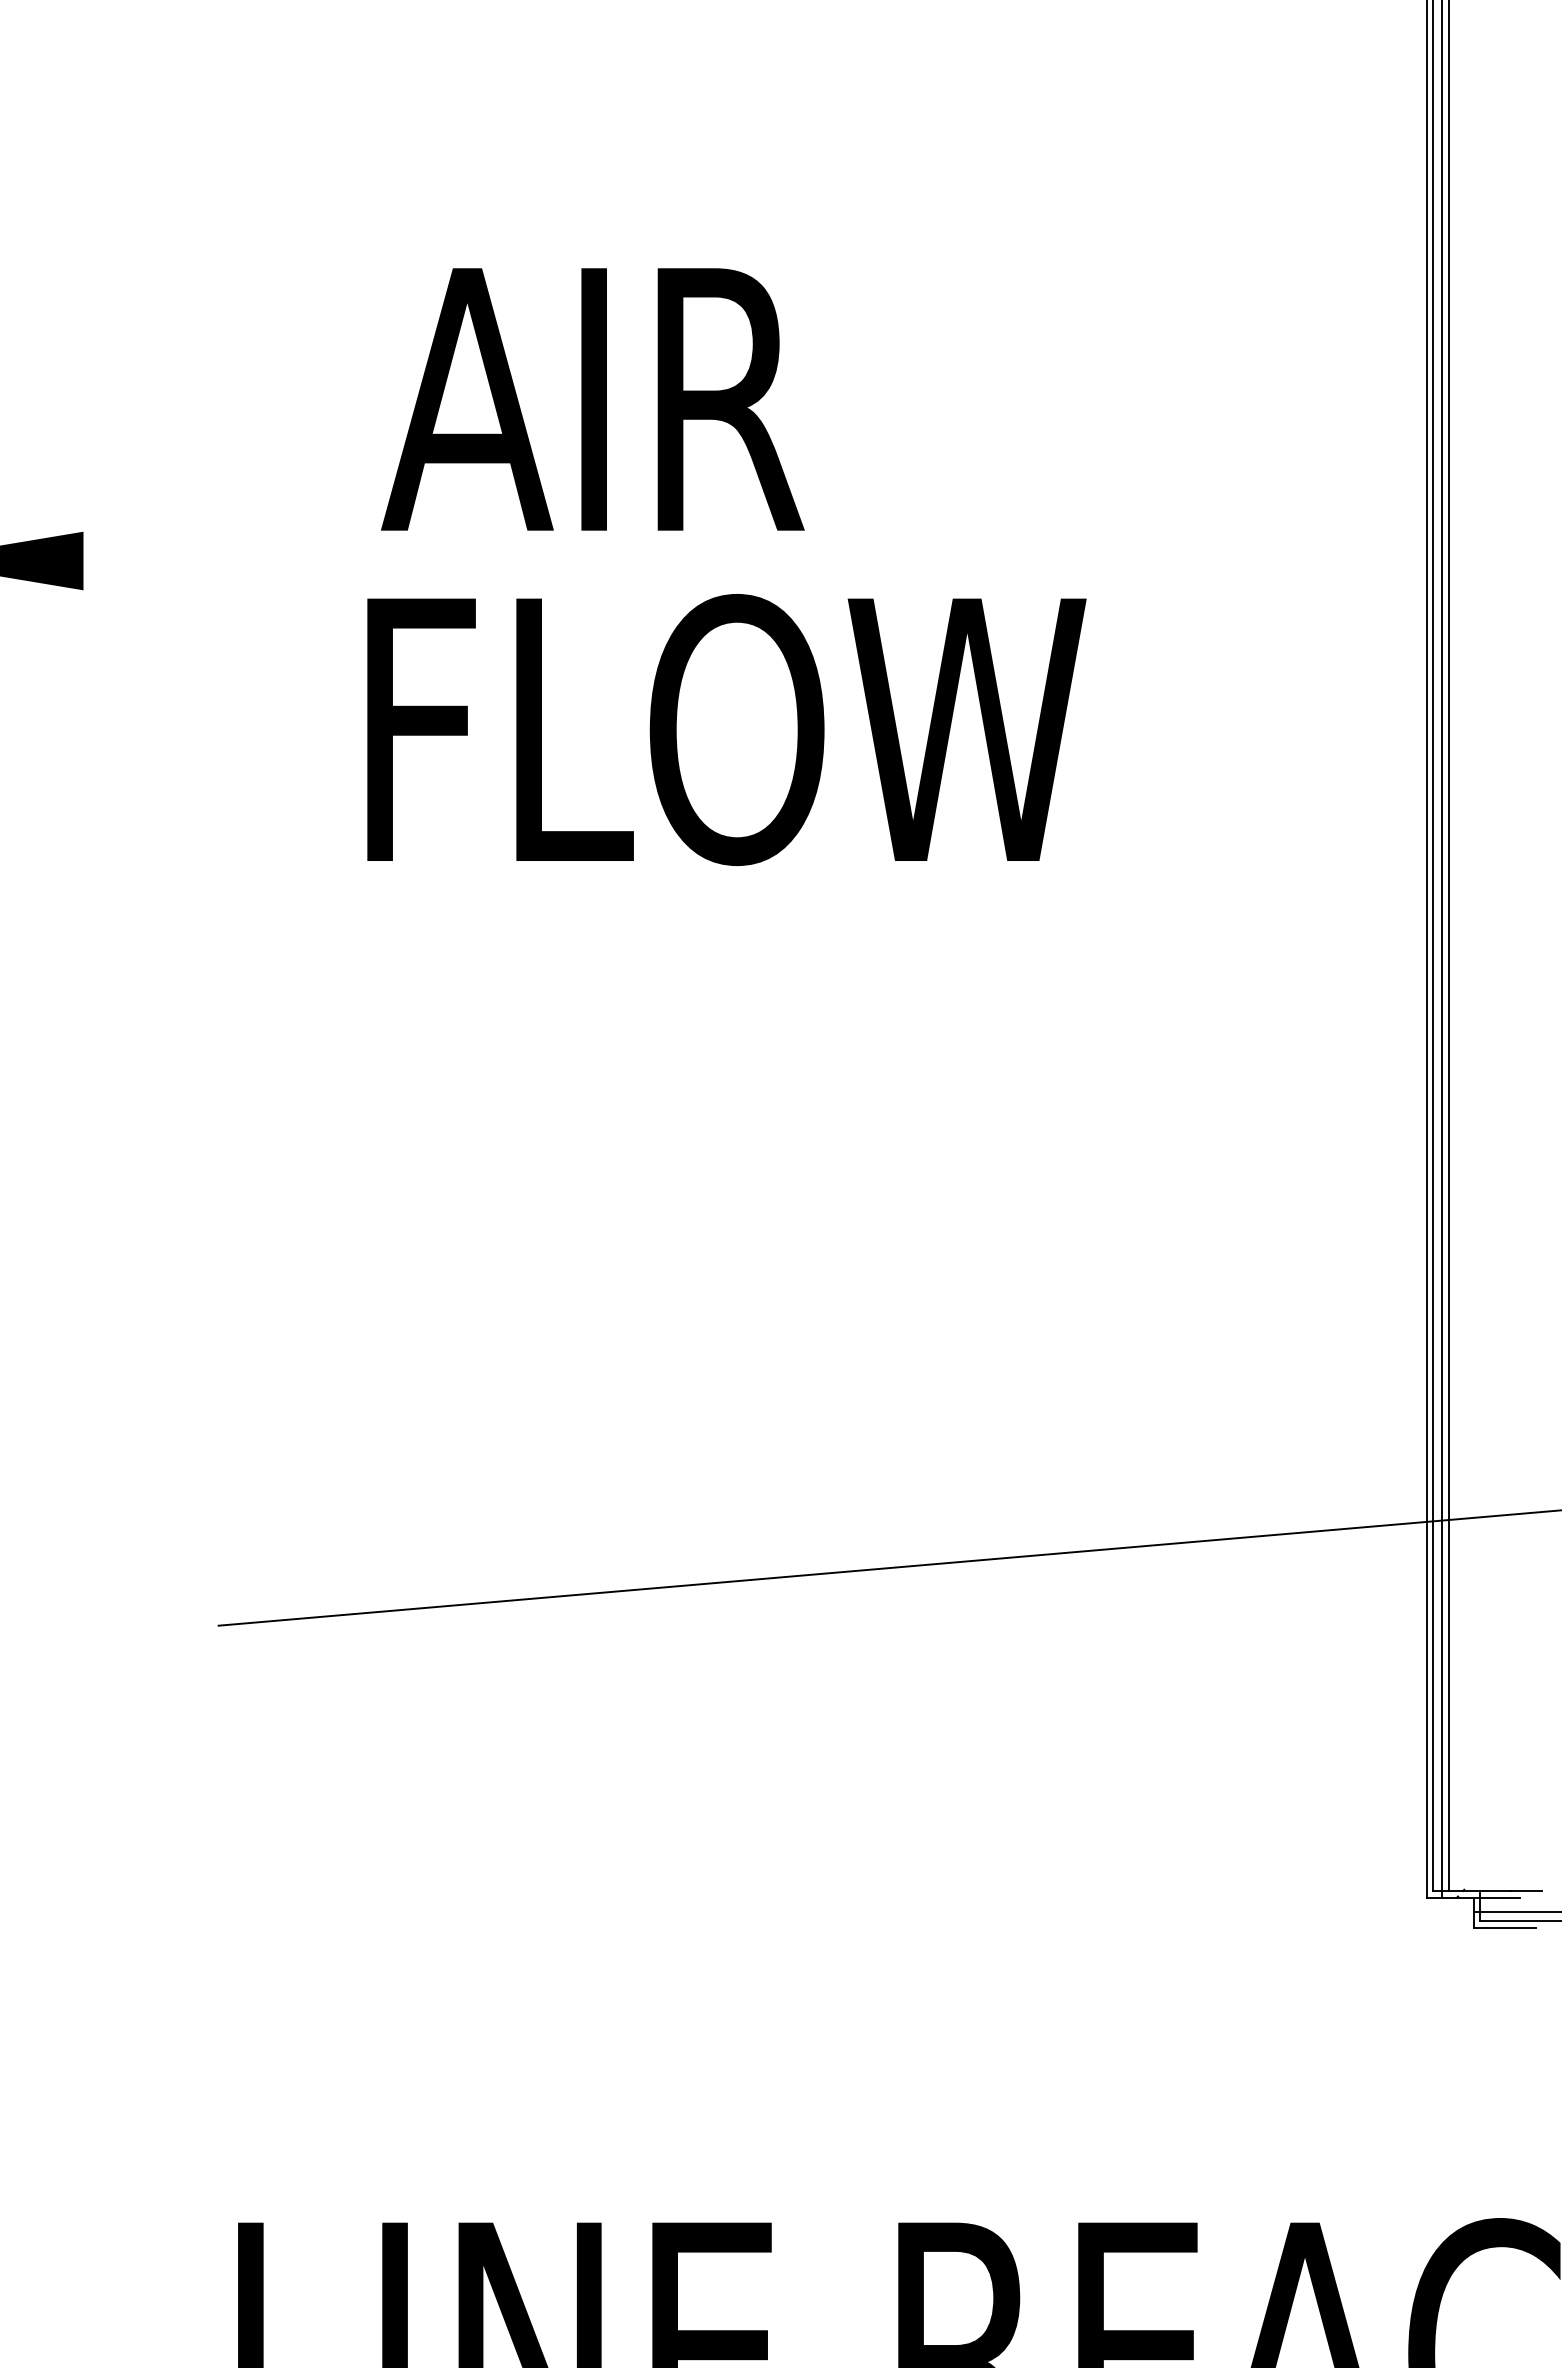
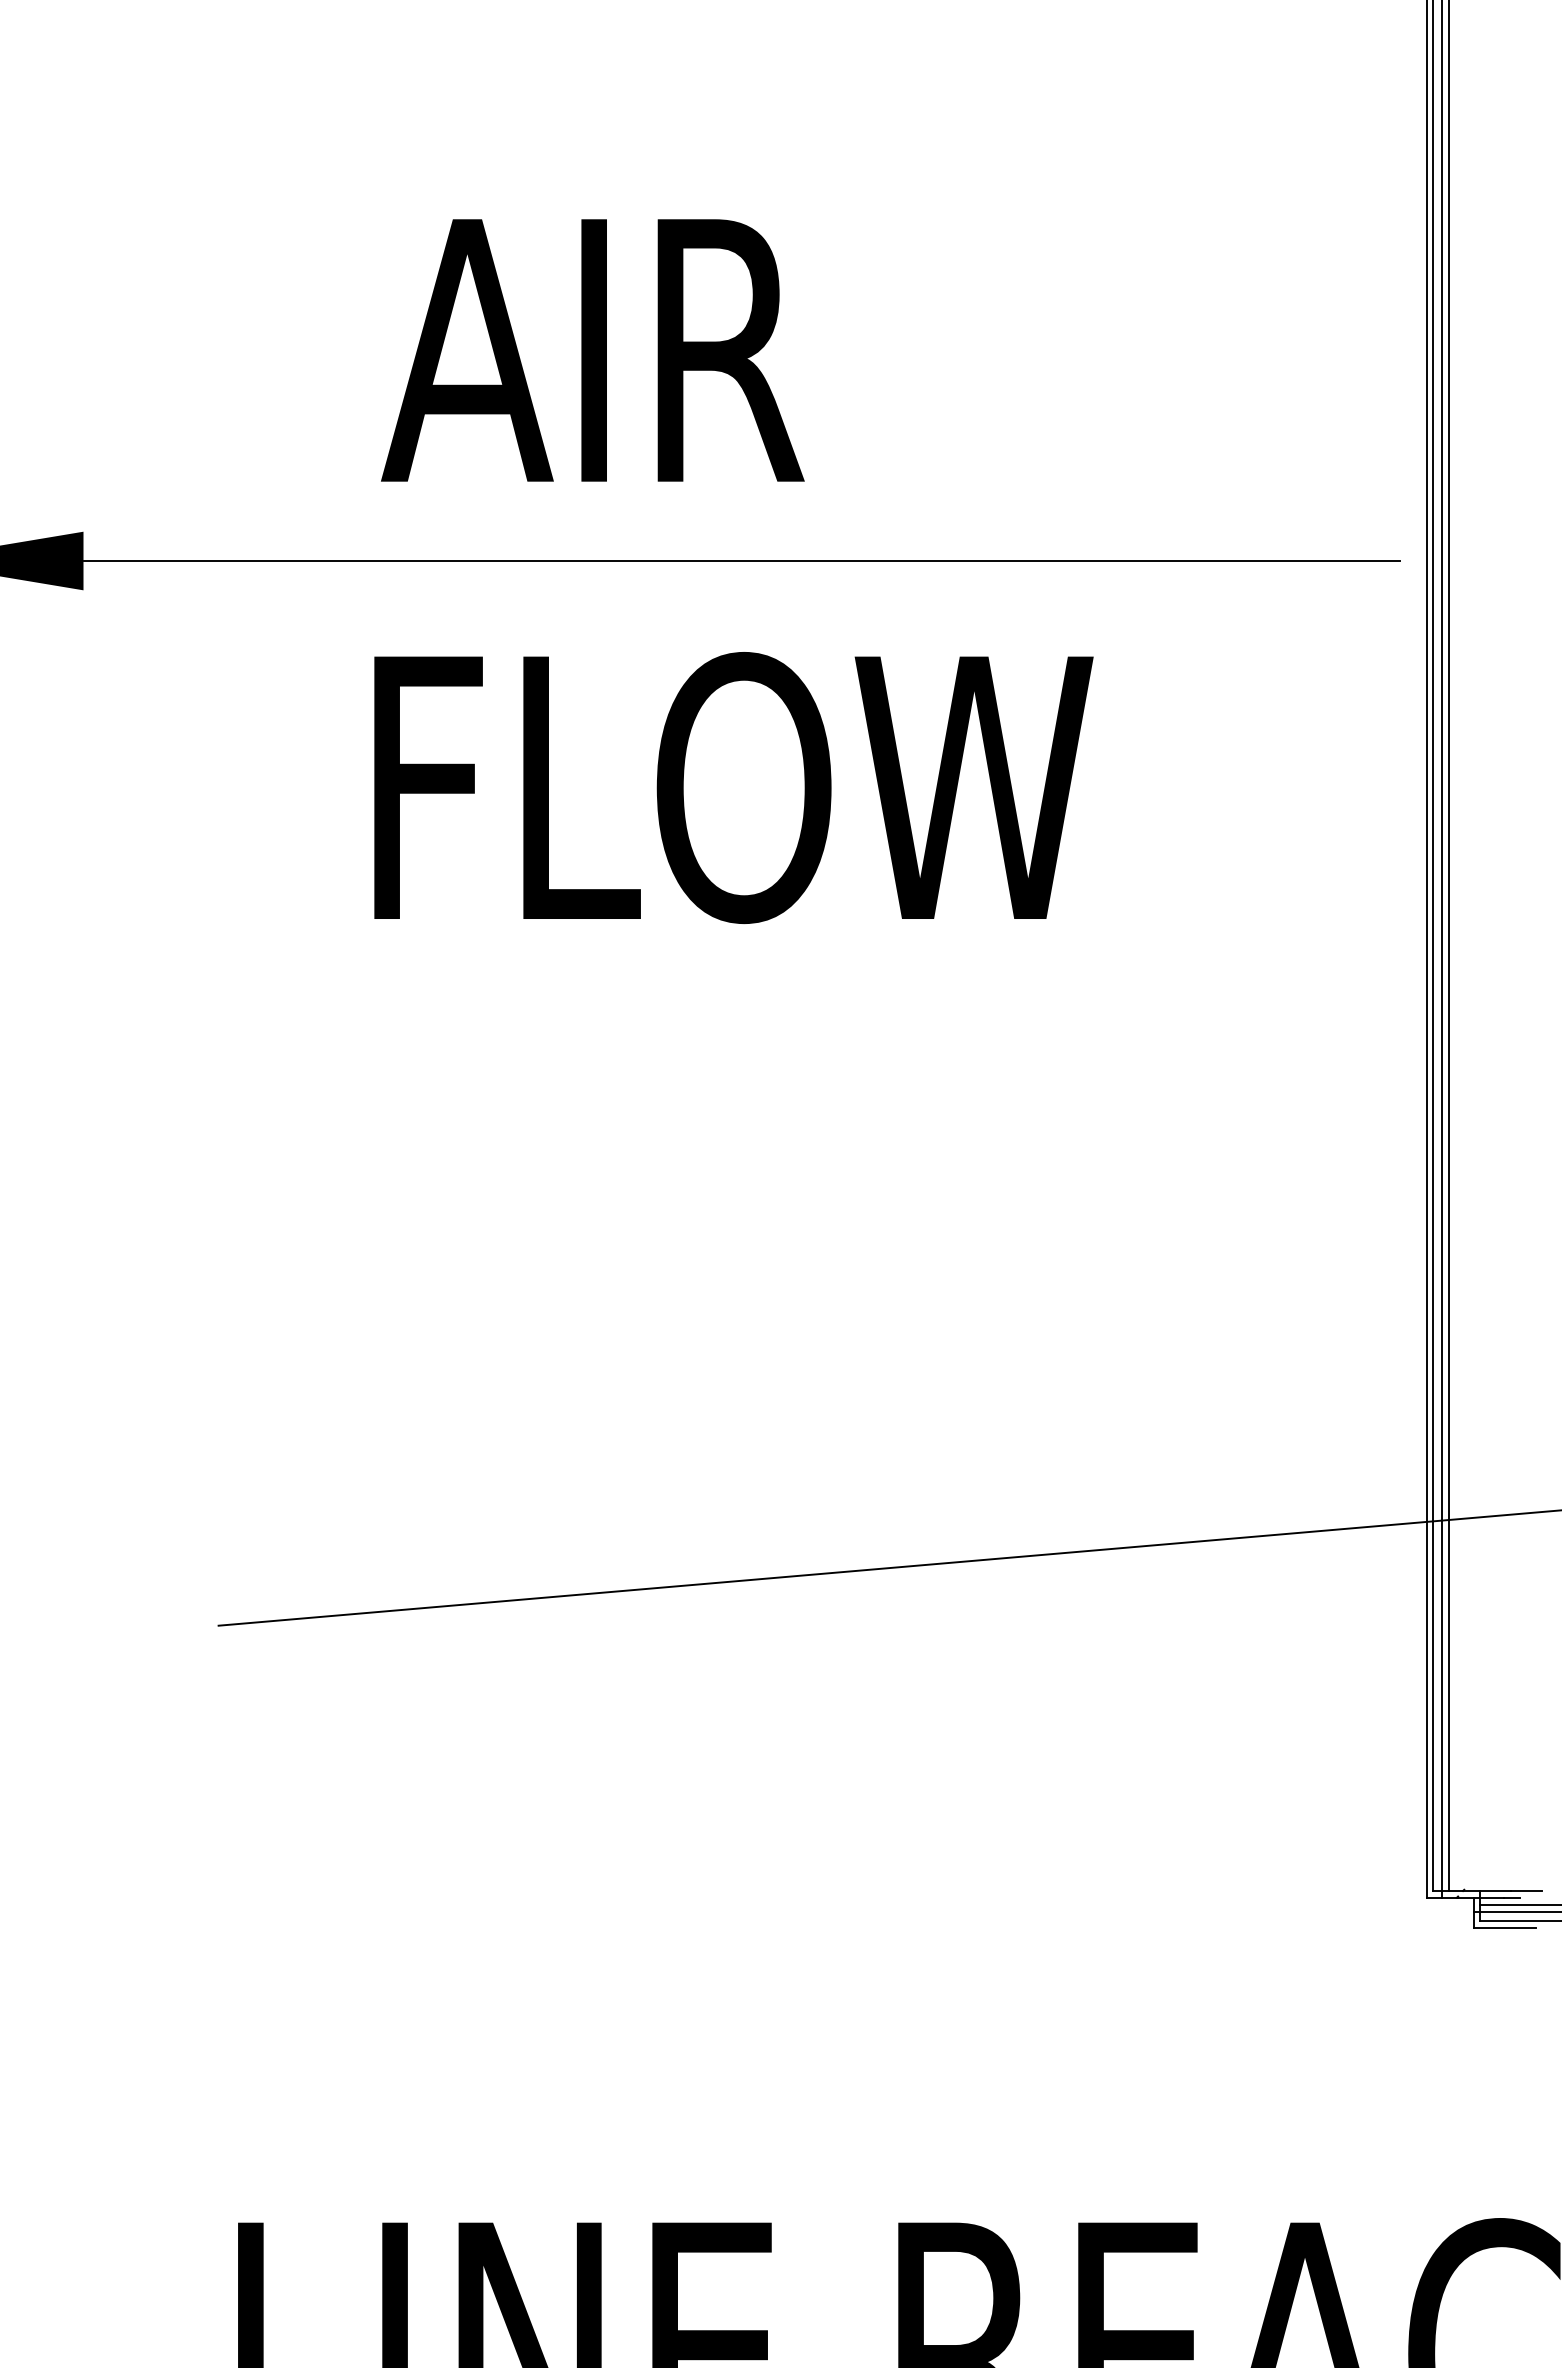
text position: (592, 399) -> (592, 350) (592, 350)
line: none -> present (741, 561)
text position: (726, 729) -> (733, 787) (733, 787)
line: none -> present (1518, 1905)
